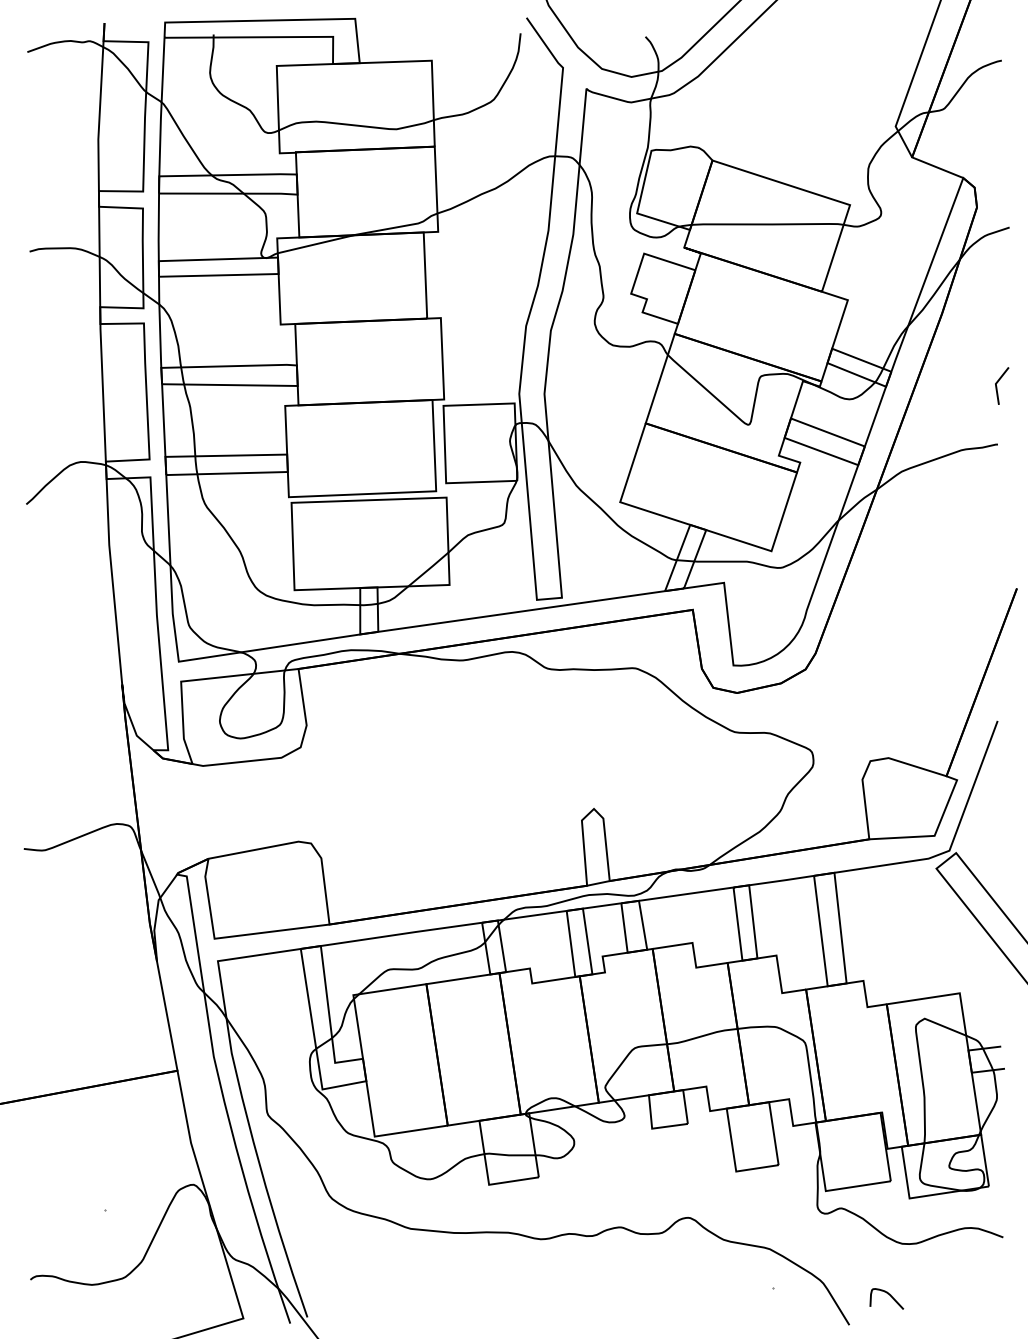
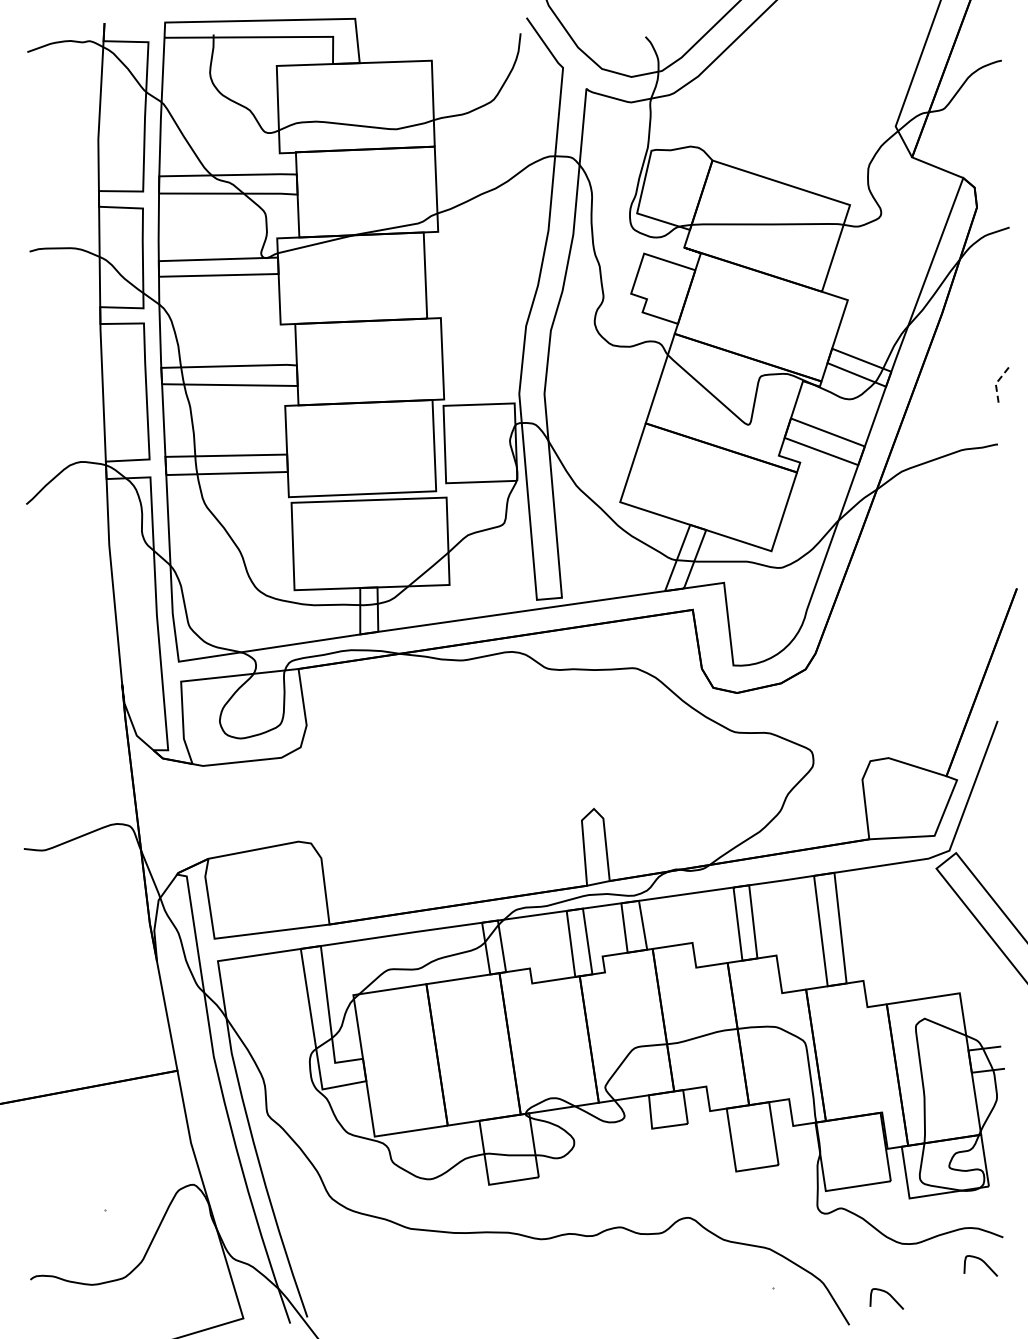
line: solid -> dashed (995, 384)
curve: none -> present (981, 1261)
